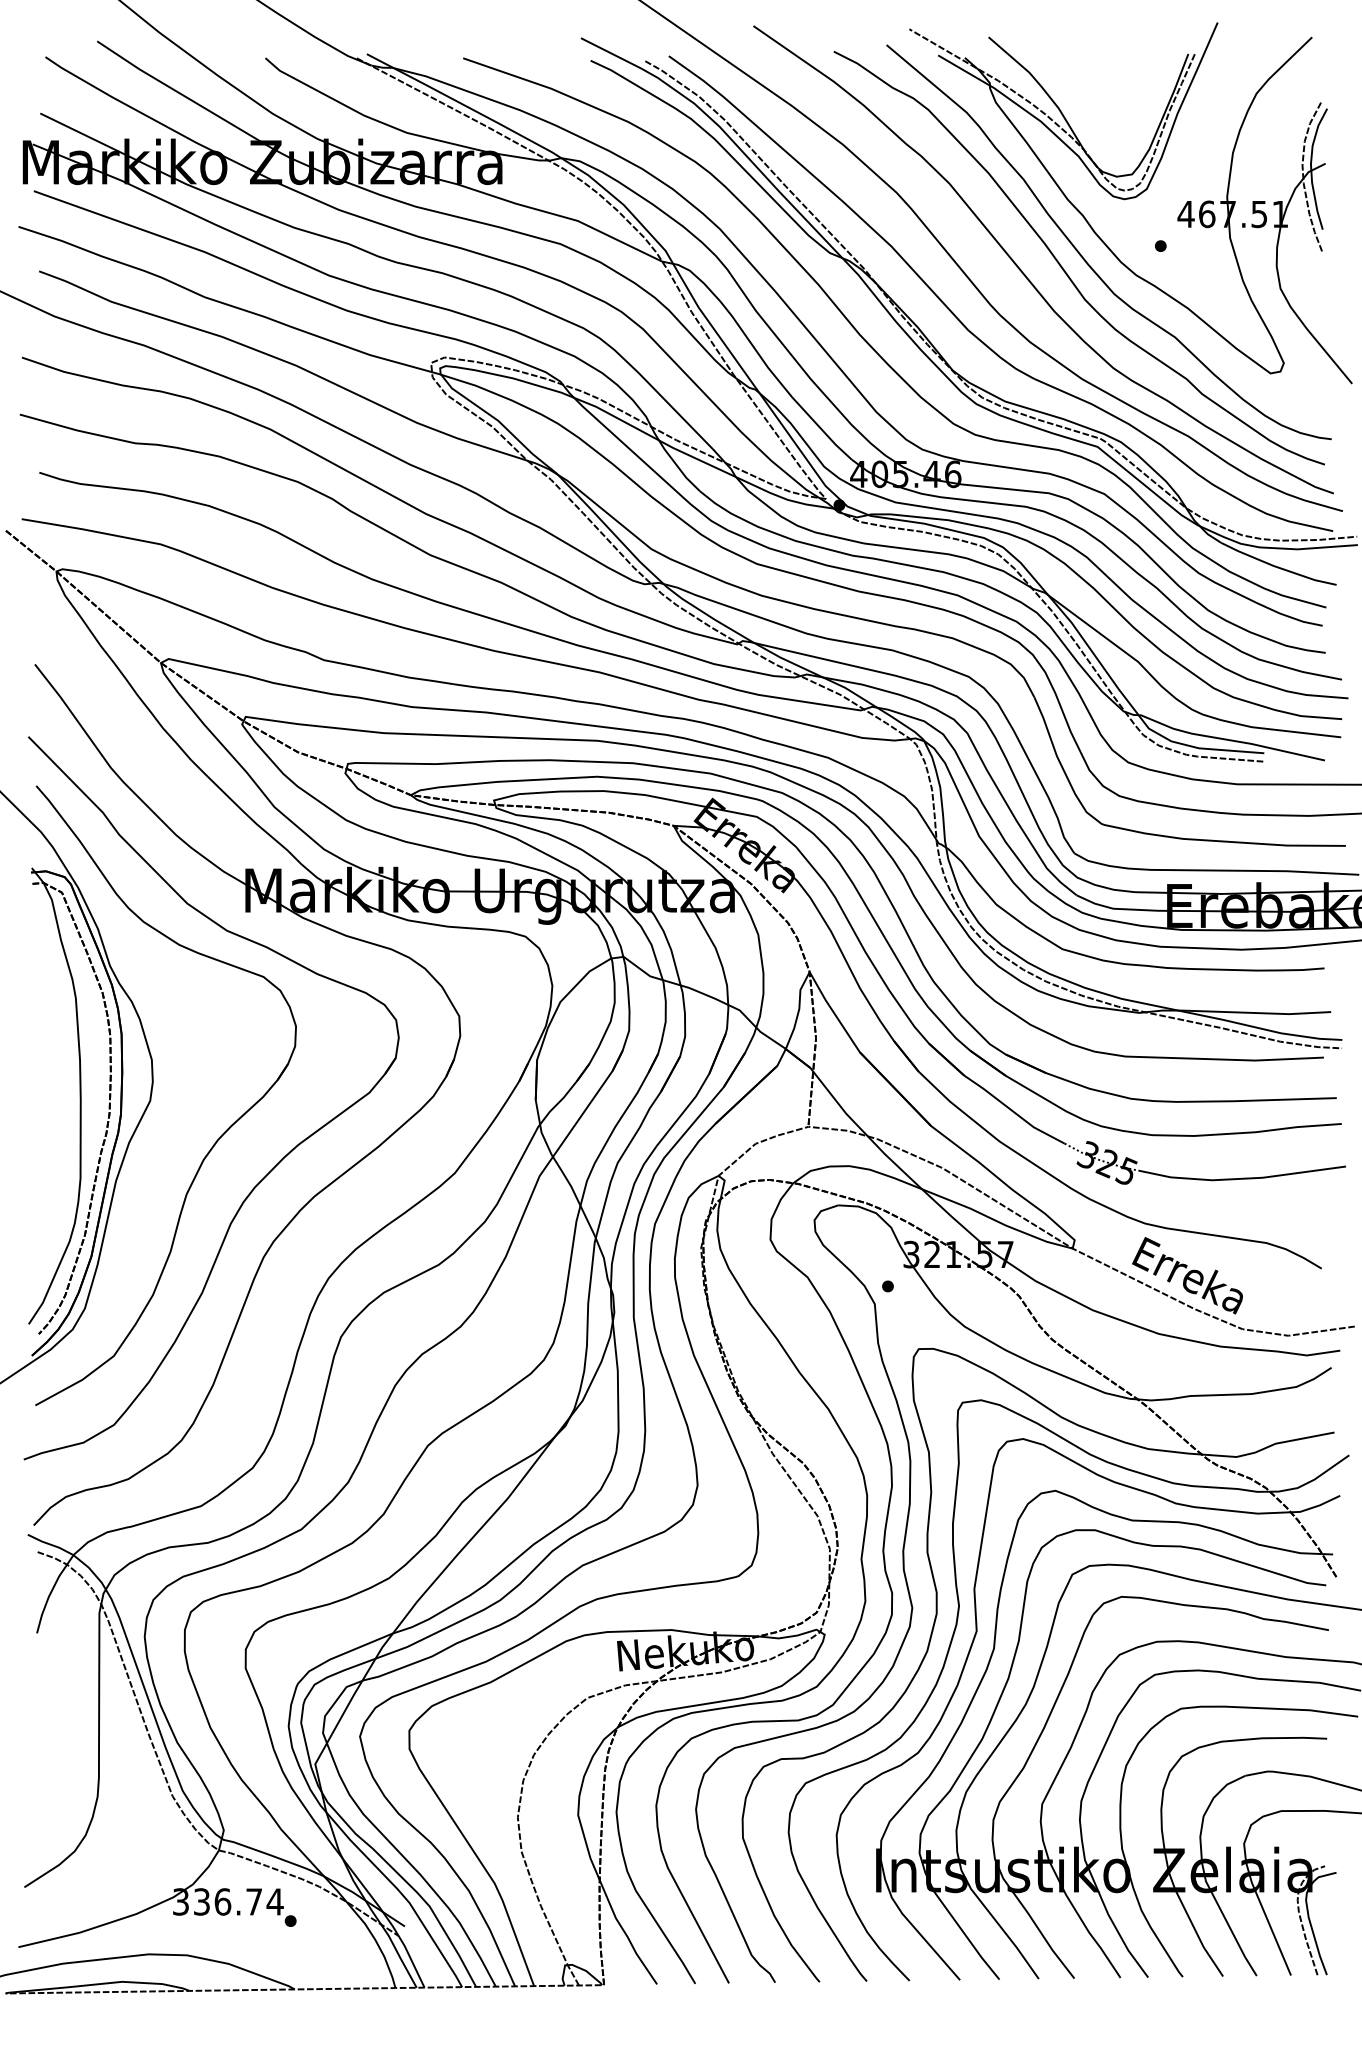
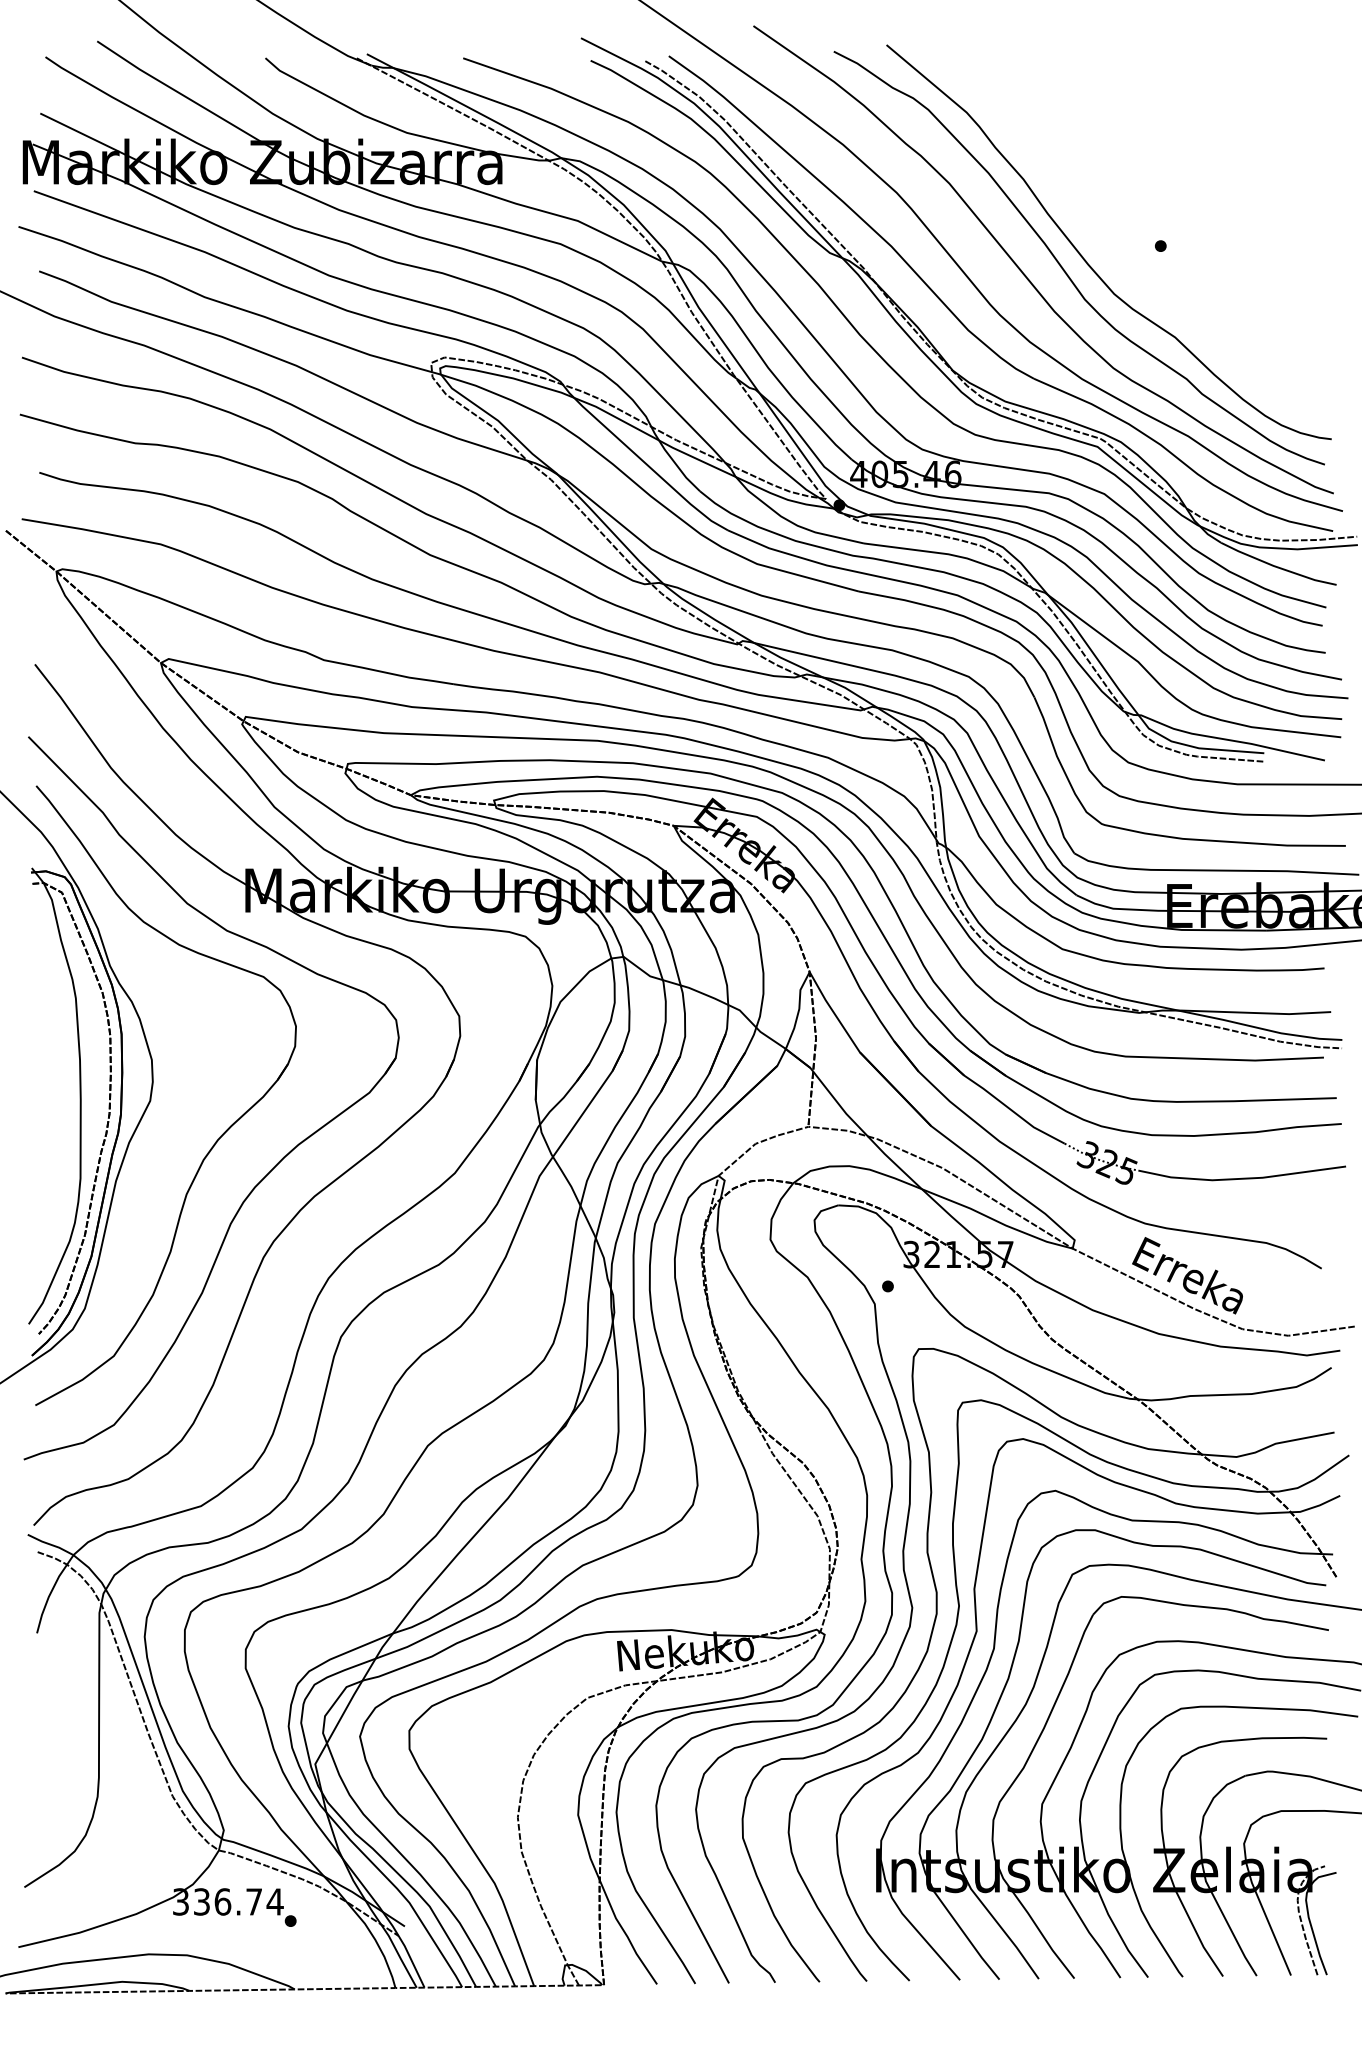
part: present -> none (1130, 203)
